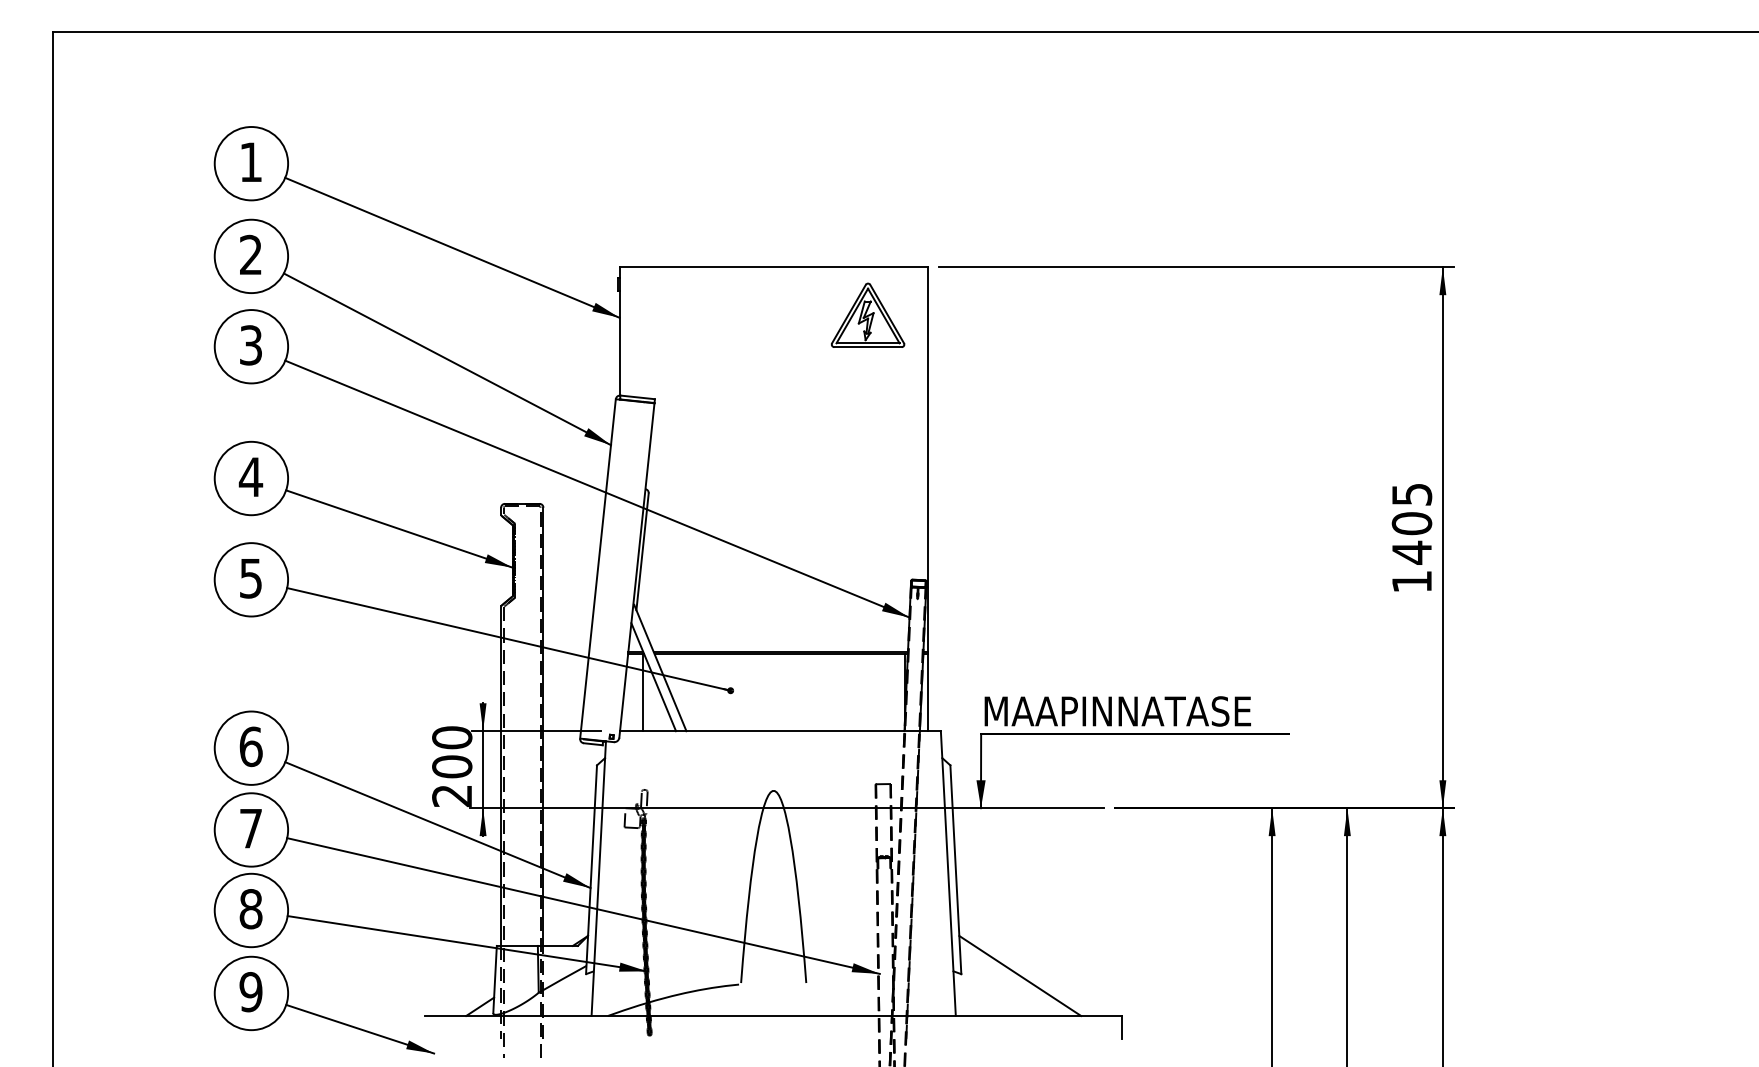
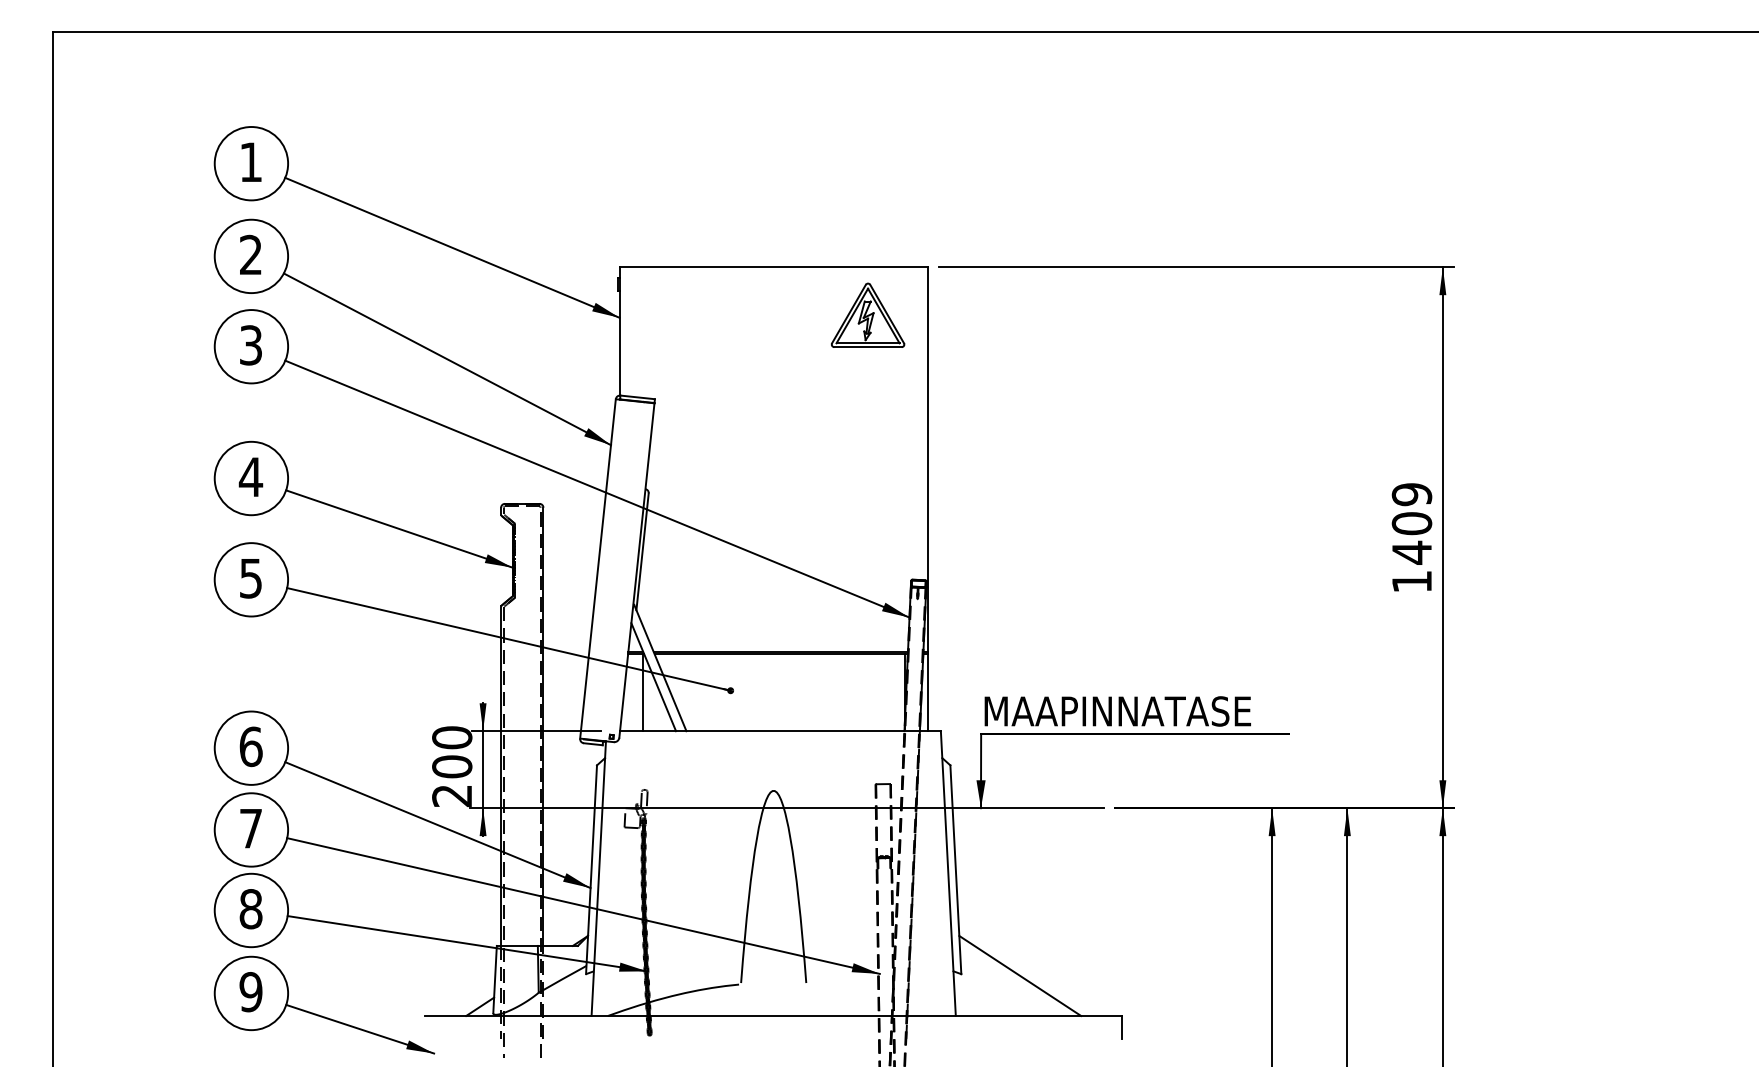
text: 1405 -> 1409 (1411, 494)
